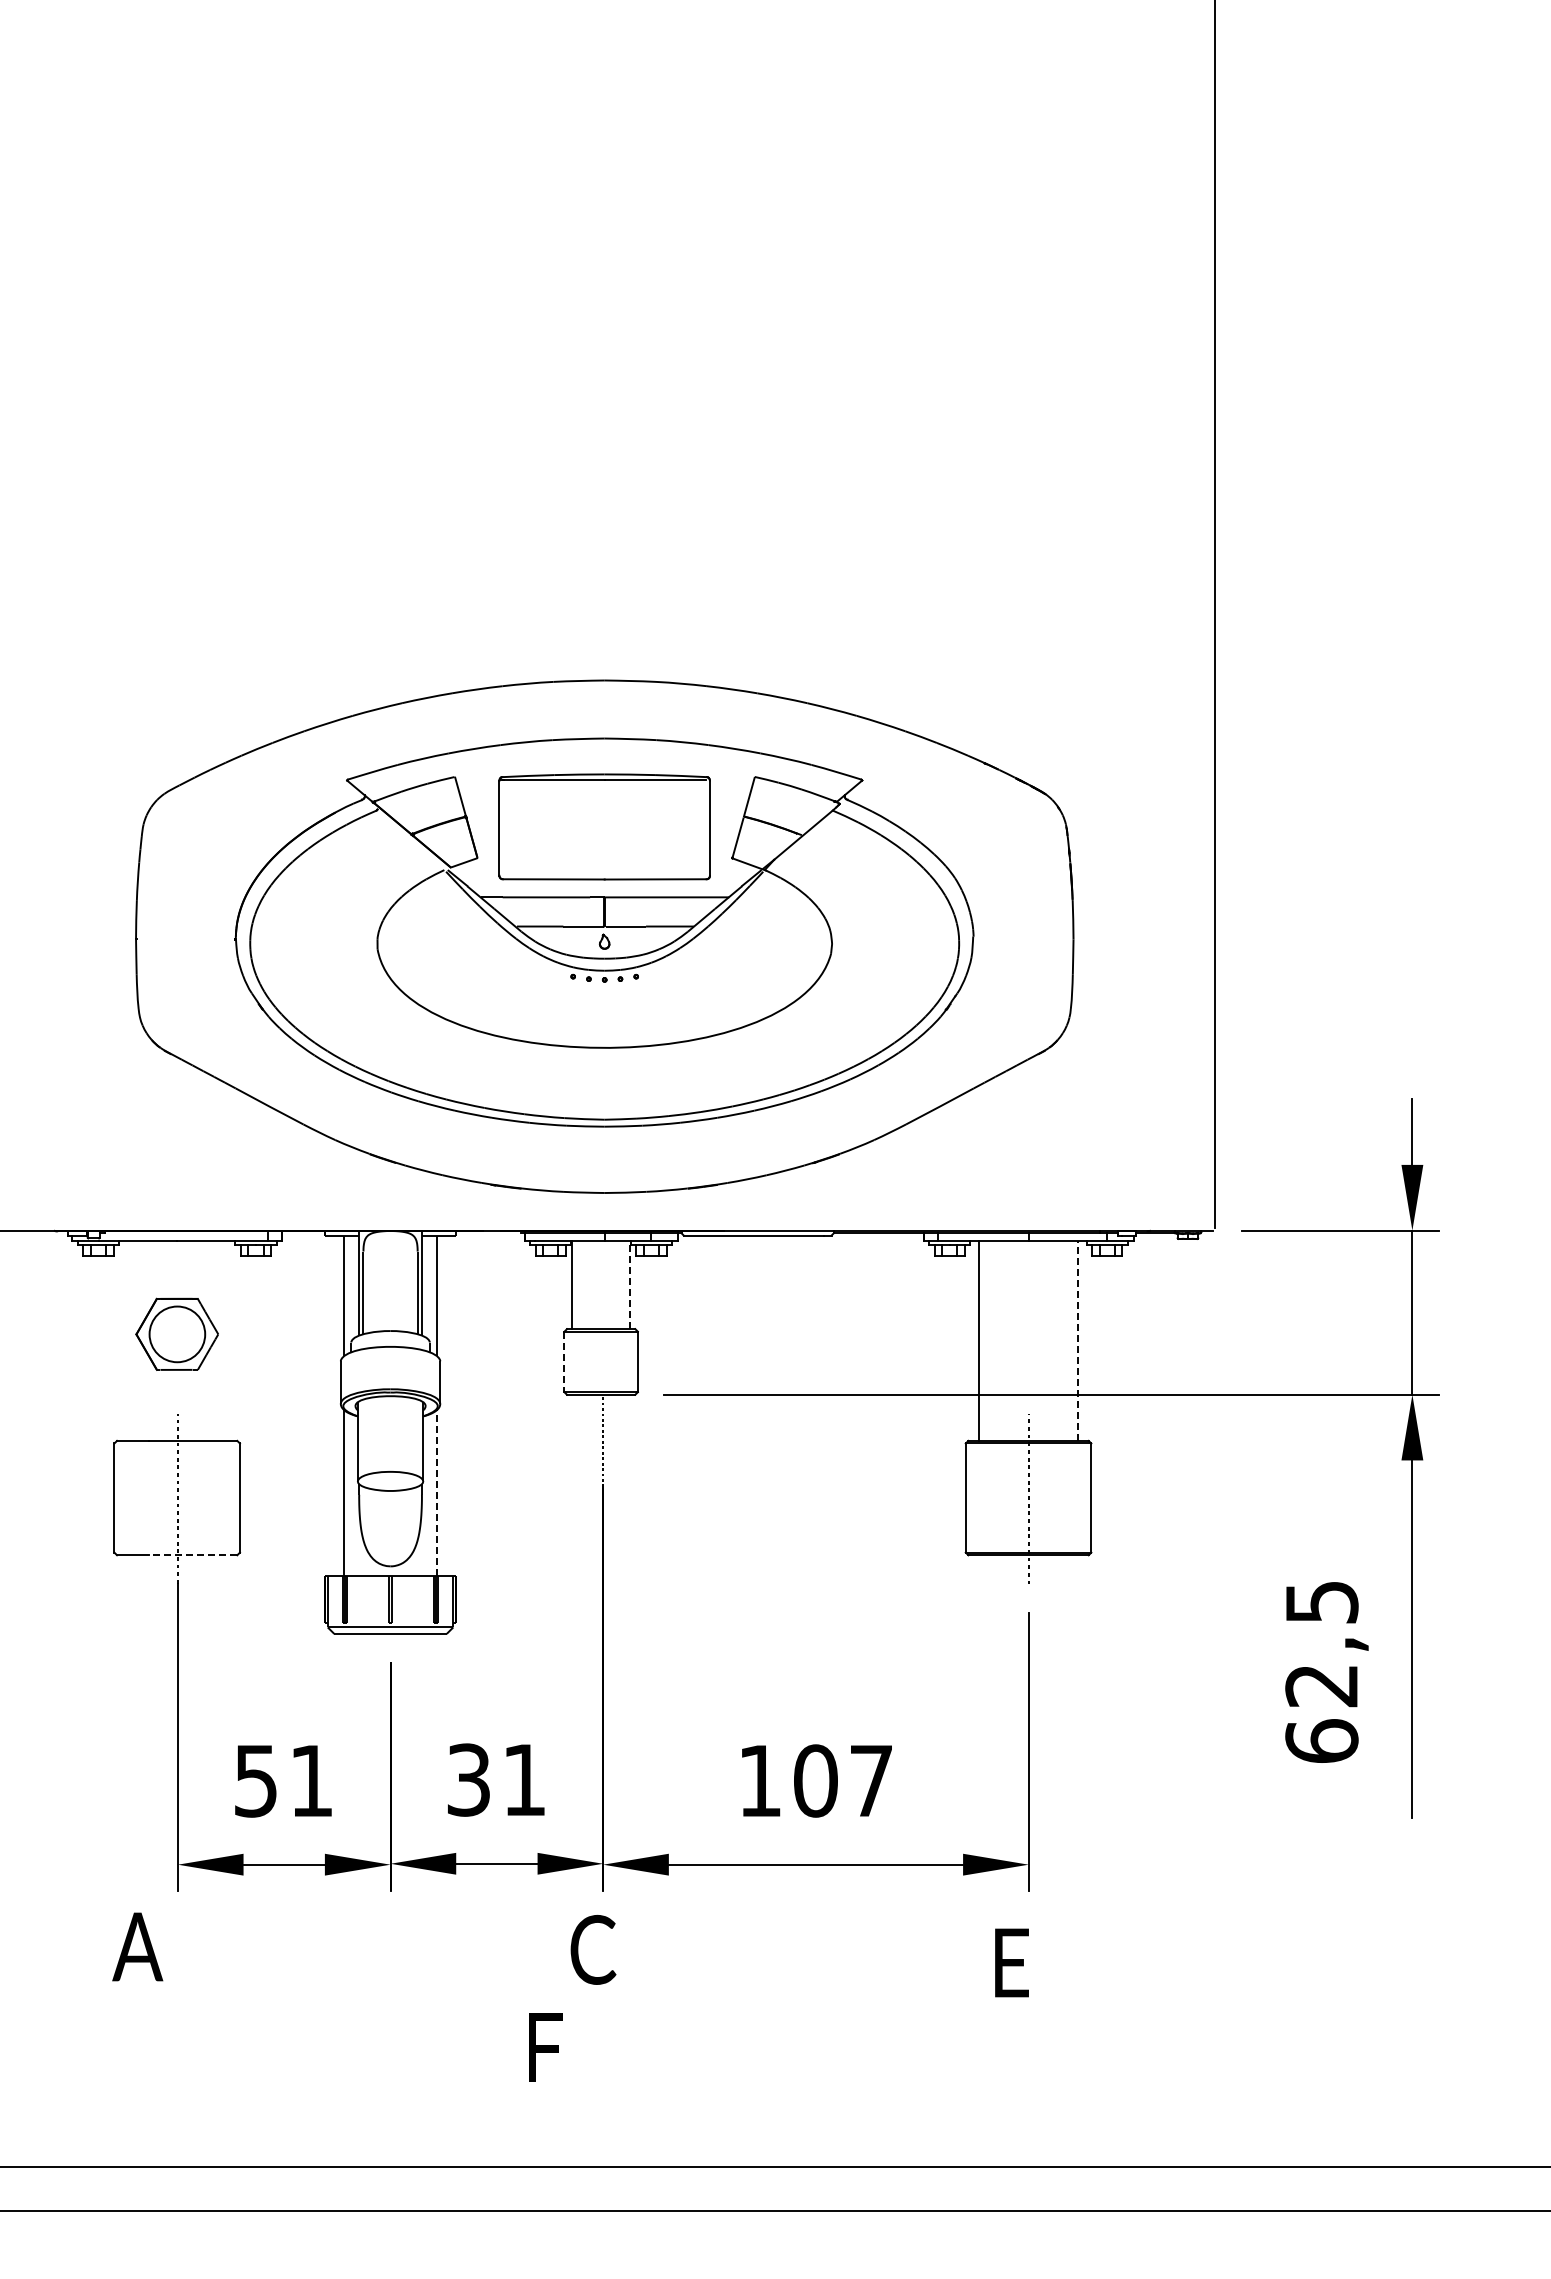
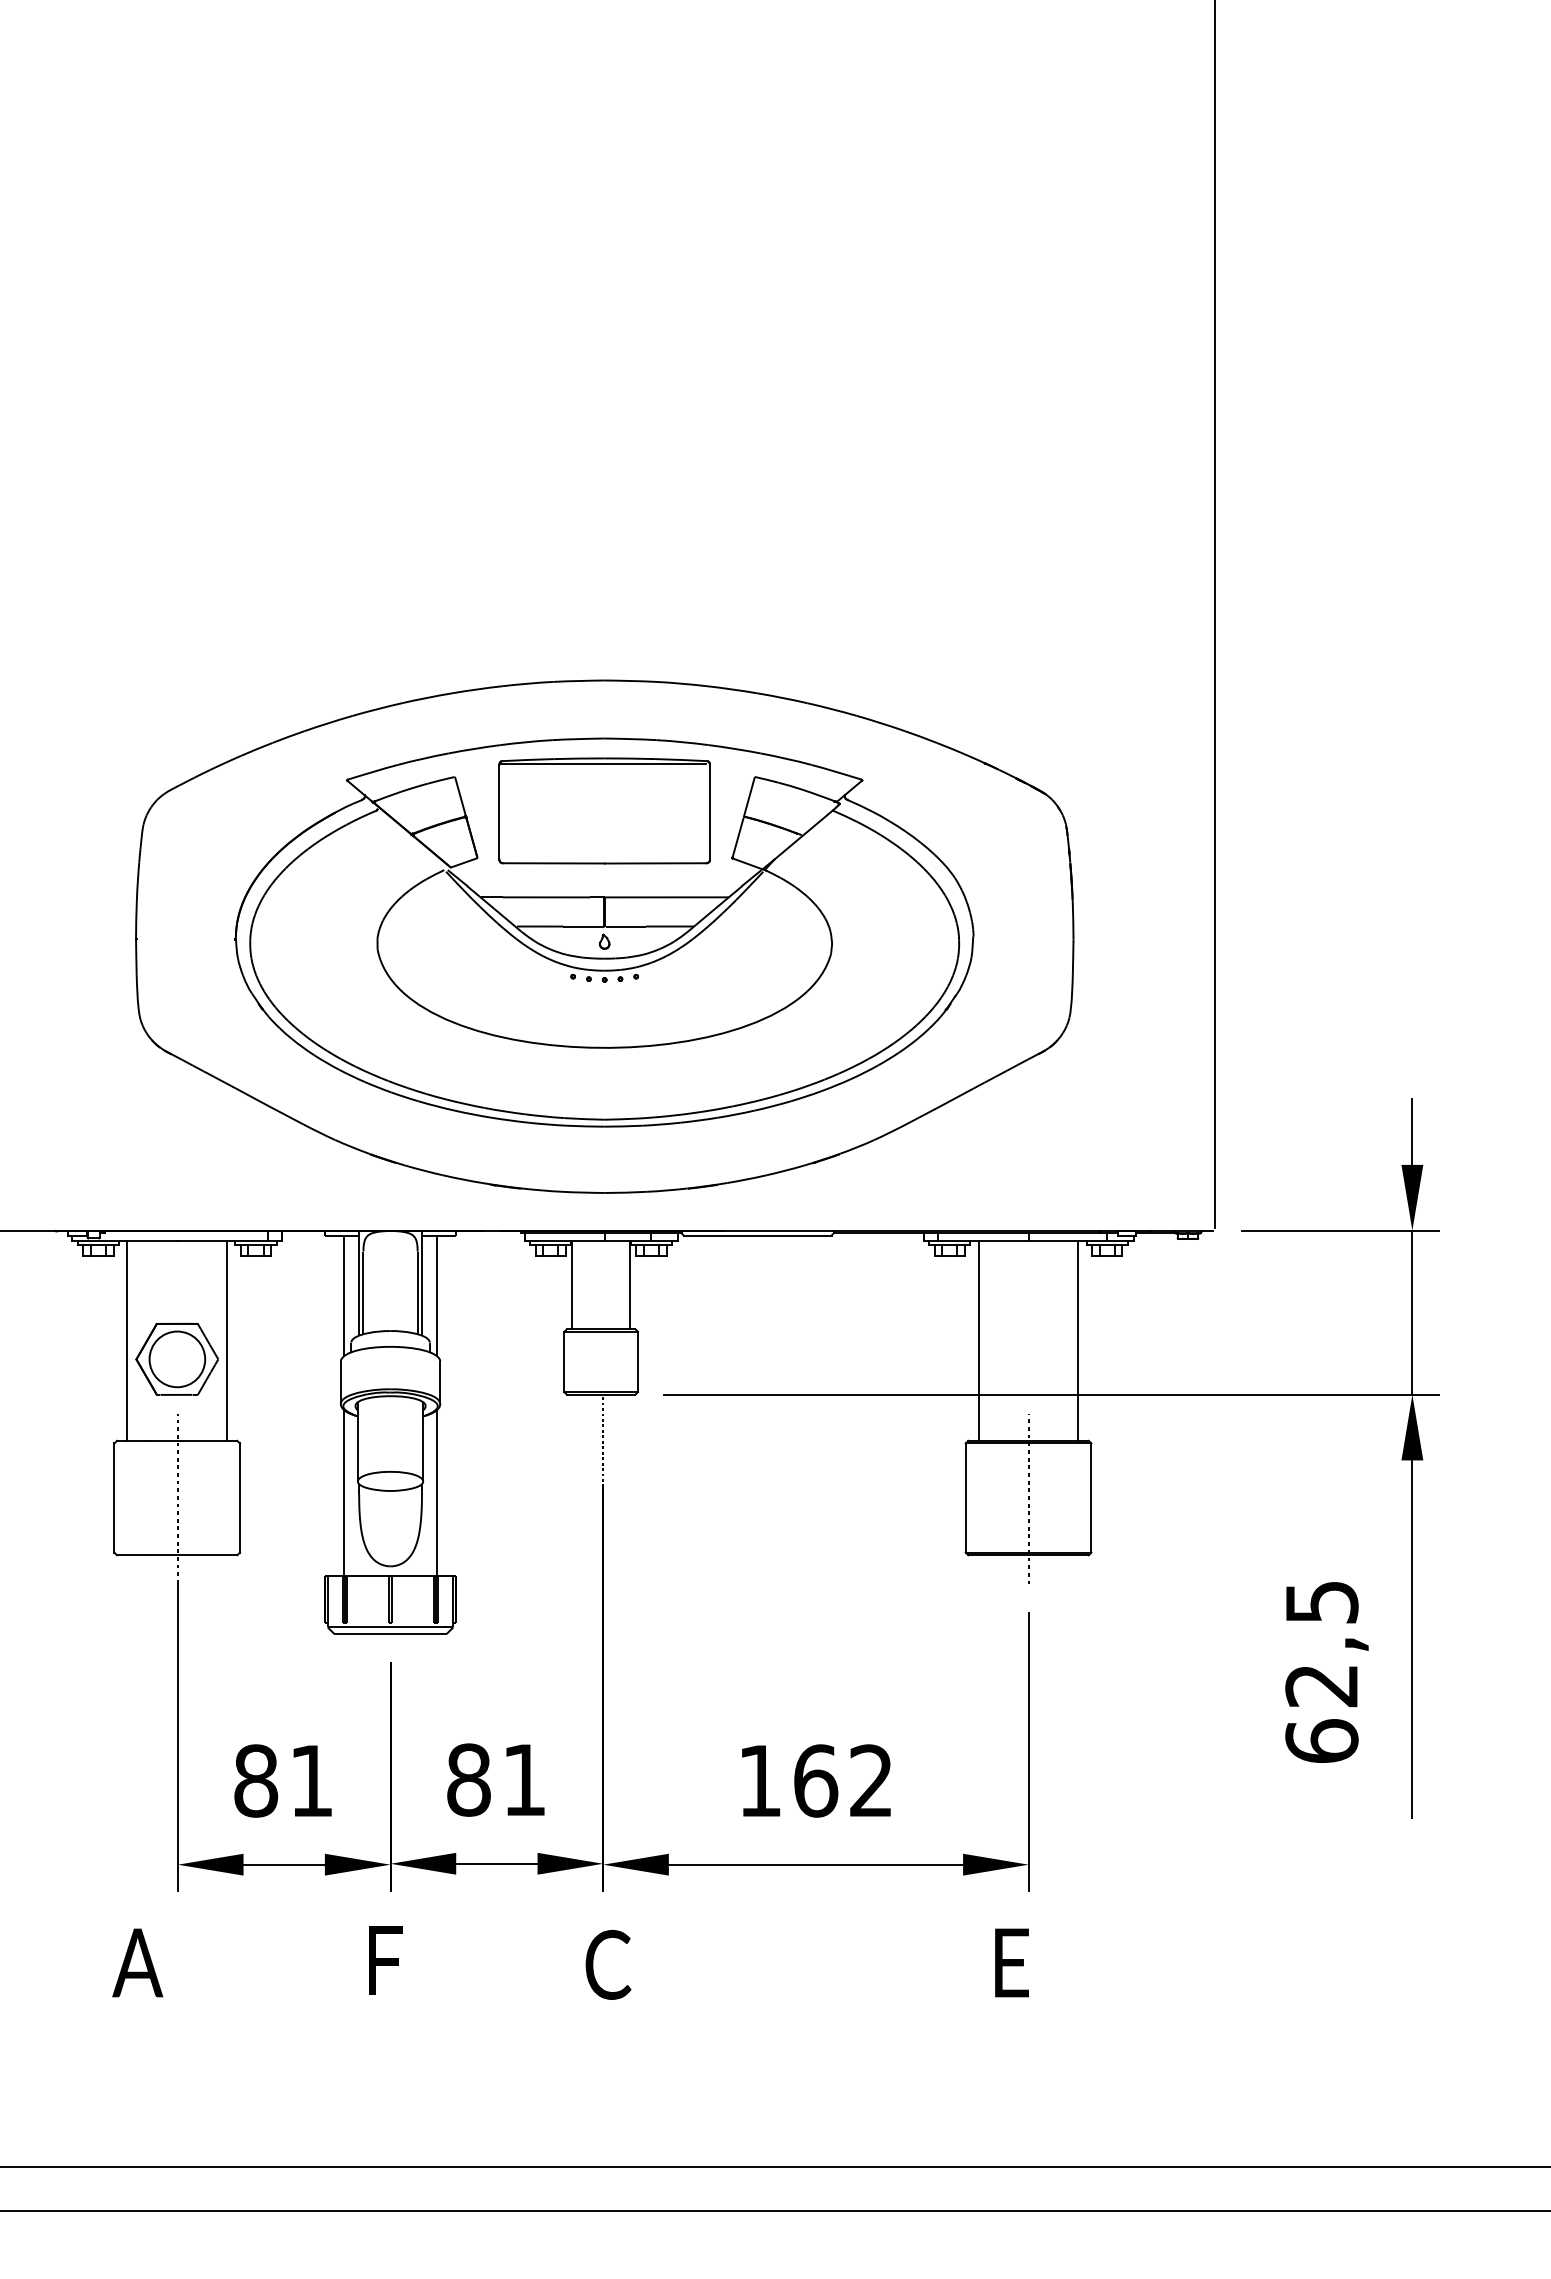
part position: (604, 826) -> (604, 810) (604, 810)
line: dashed -> solid (630, 1285)
part position: (176, 1333) -> (176, 1358) (176, 1358)
line: none -> present (127, 1340)
line: none -> present (227, 1340)
line: dashed -> solid (1078, 1341)
line: dashed -> solid (564, 1362)
line: dashed -> solid (437, 1492)
line: dashed -> solid (193, 1555)
text: 31 -> 81 (468, 1779)
text: 51 -> 81 (256, 1780)
text: 107 -> 162 (842, 1780)
text position: (137, 1946) -> (137, 1962) (137, 1962)
text position: (593, 1949) -> (608, 1964) (608, 1964)
text position: (545, 2047) -> (385, 1960) (385, 1960)
